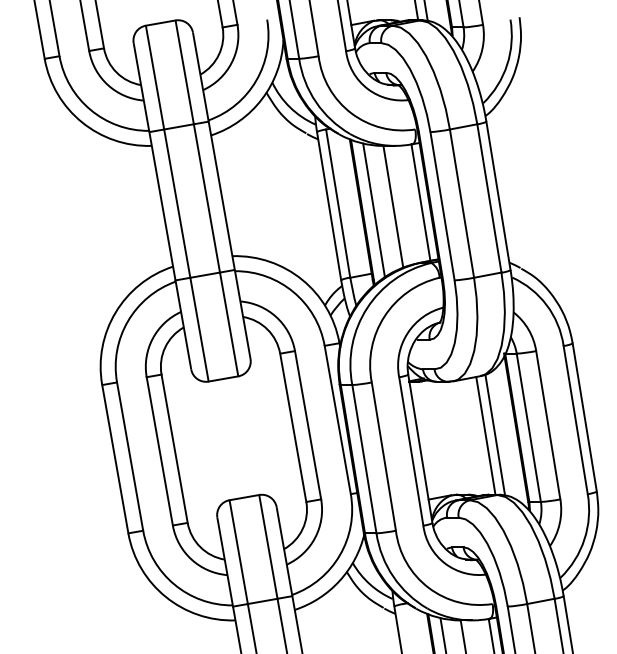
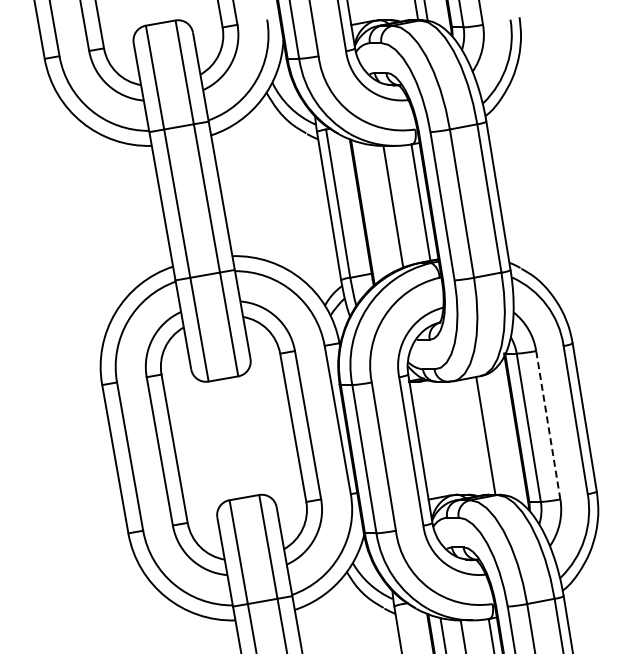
line: present -> none (373, 210)
line: solid -> dashed (548, 424)
line: present -> none (495, 434)
